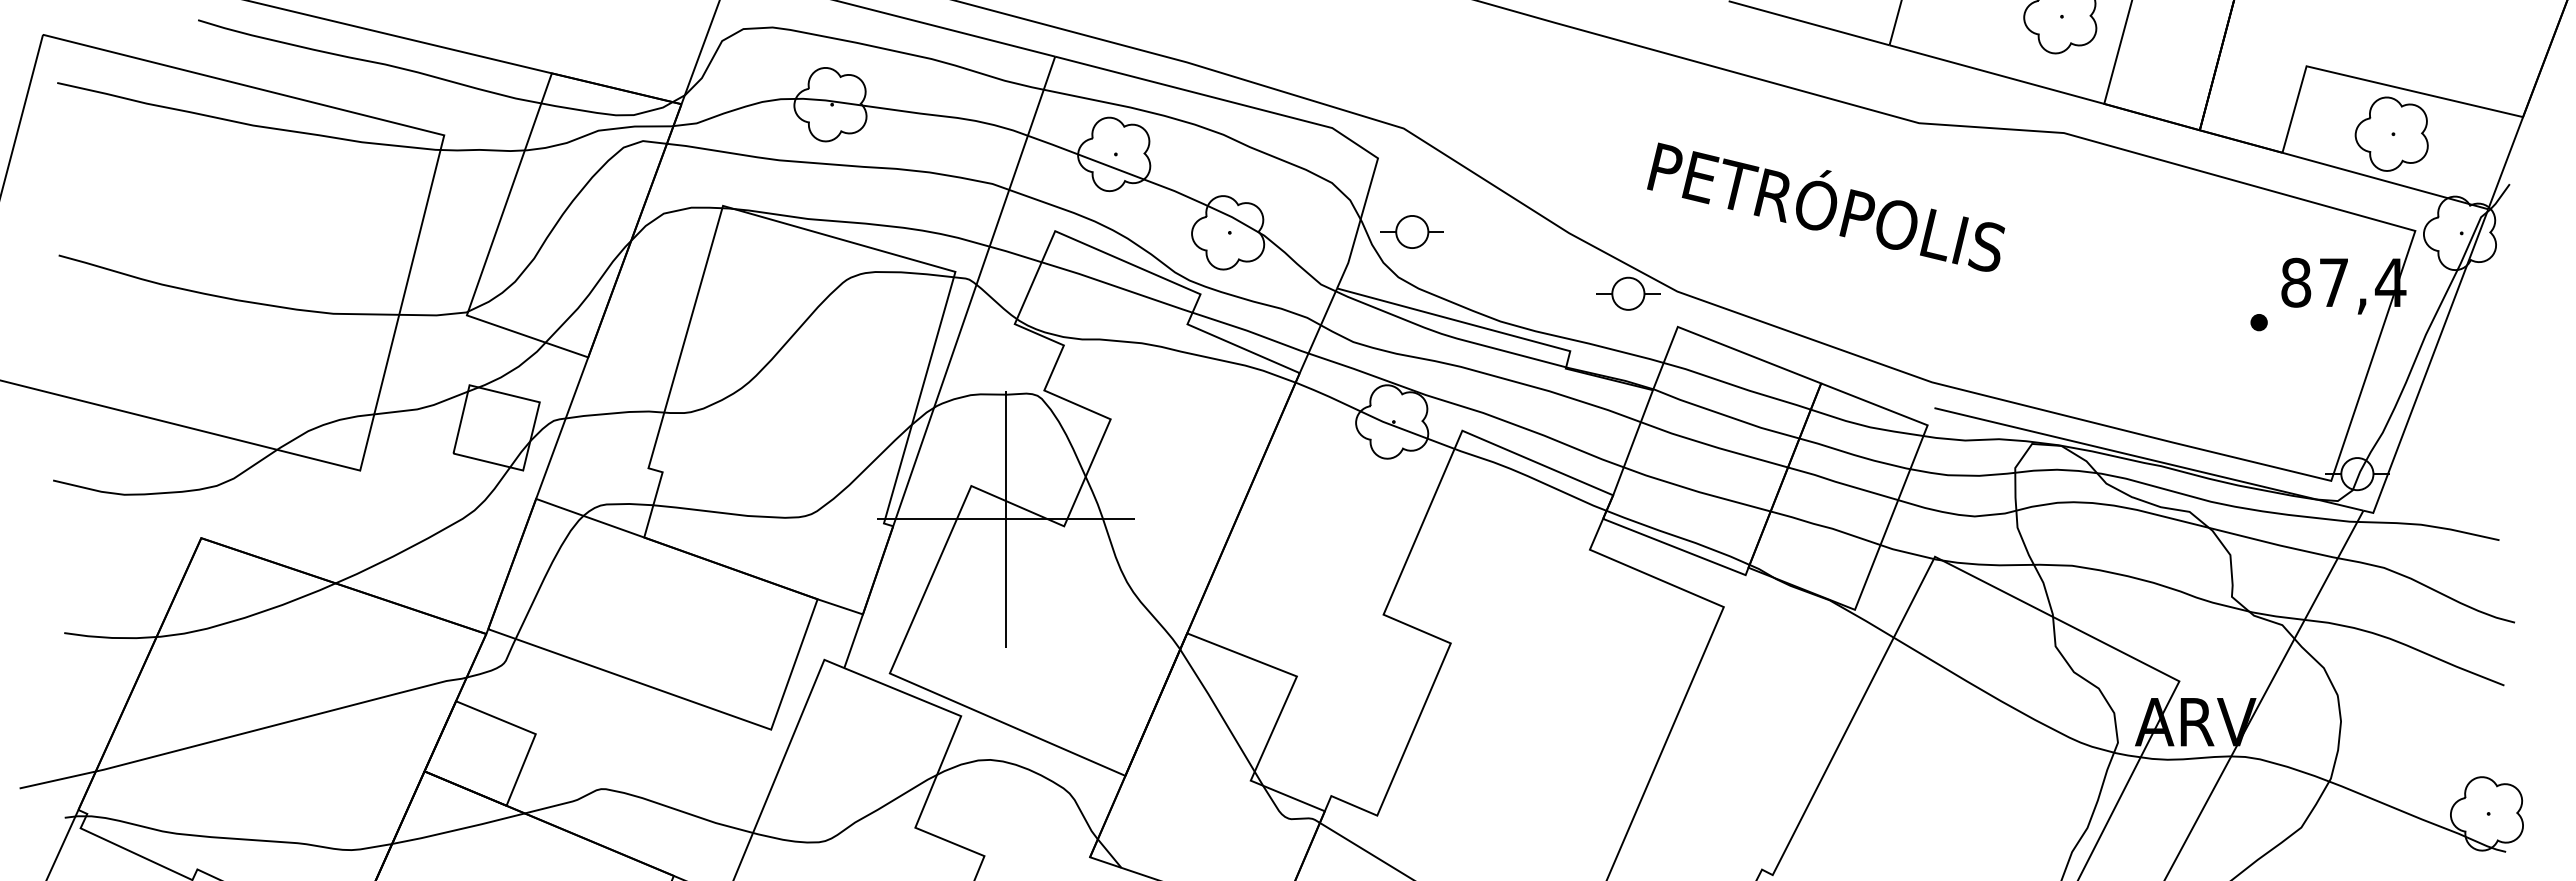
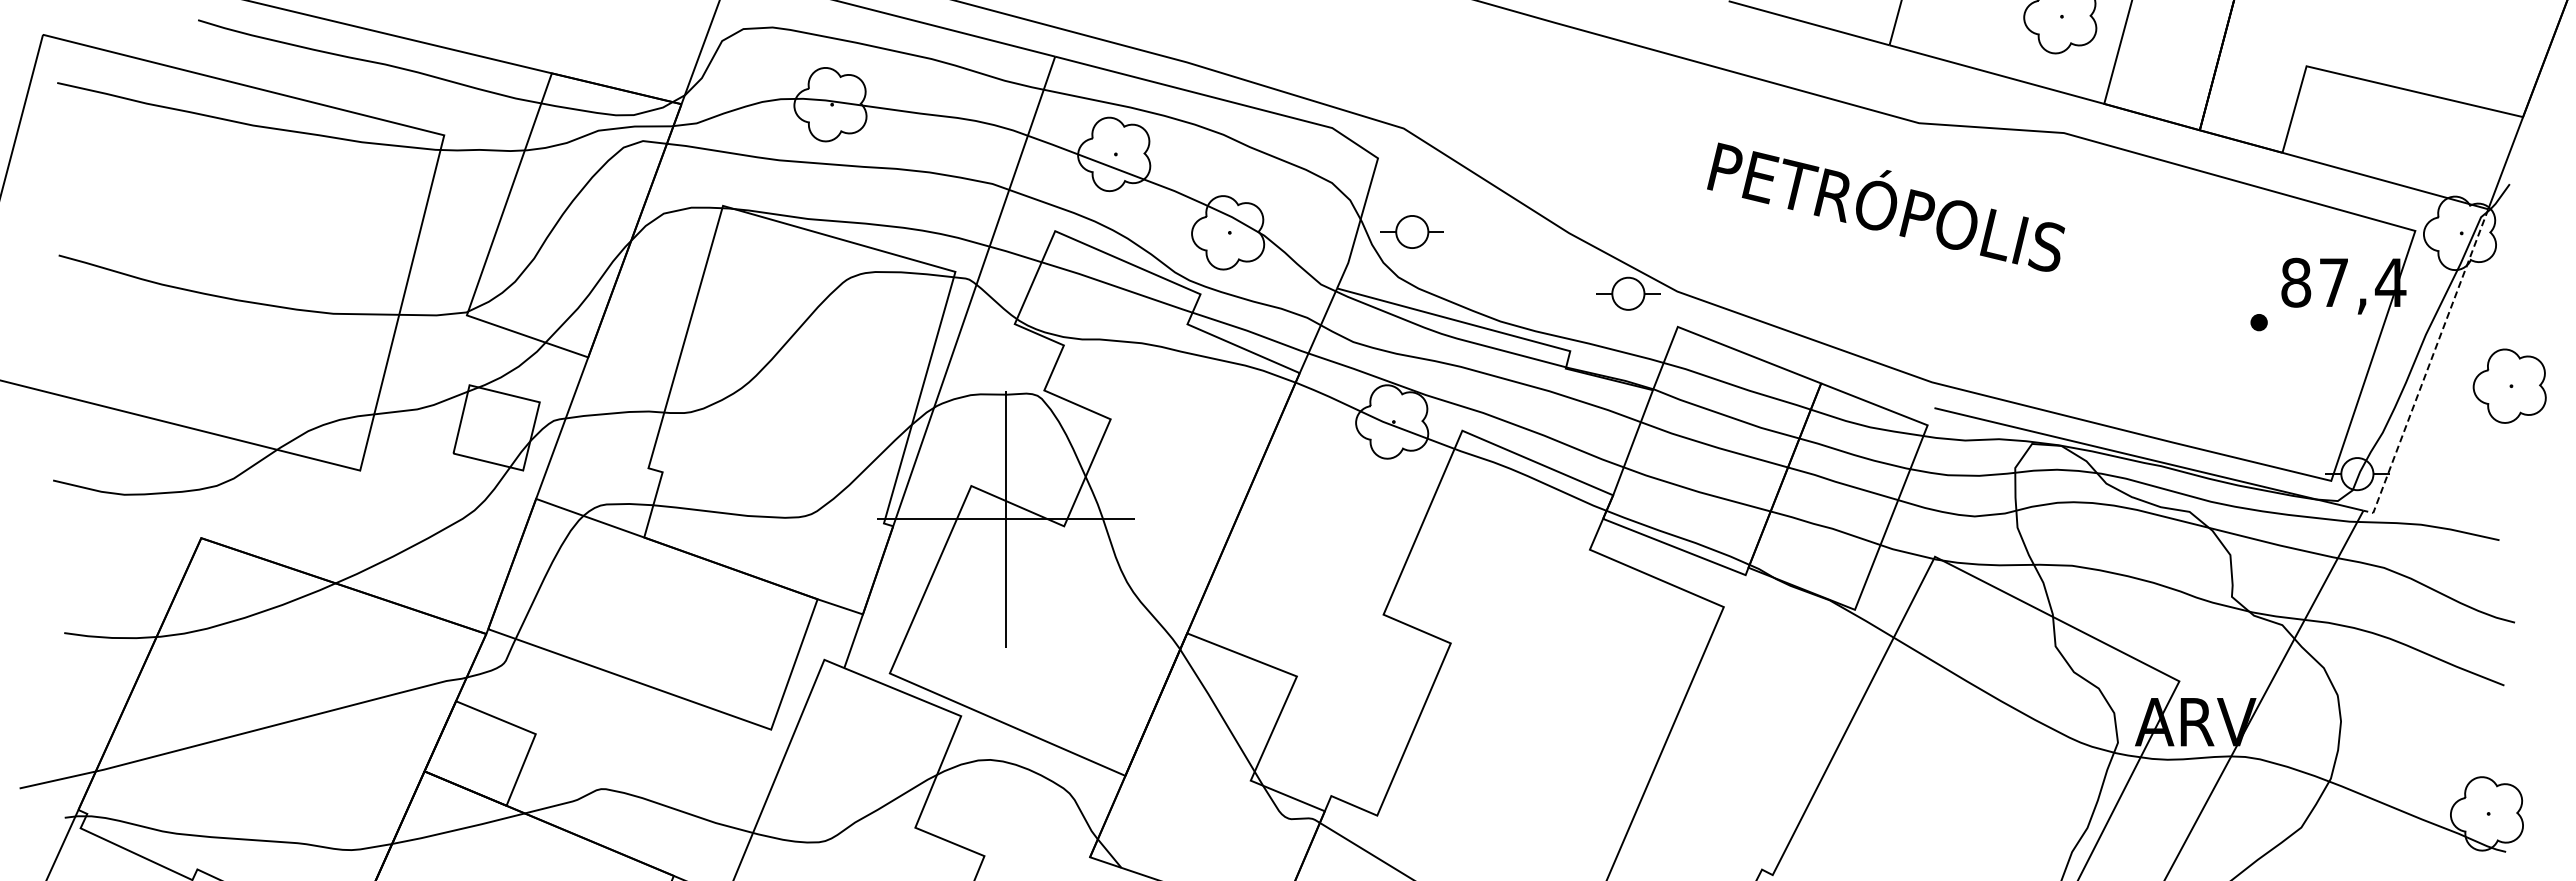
part position: (2391, 133) -> (2509, 385) (2509, 385)
text position: (1826, 206) -> (1886, 206) (1886, 206)
line: solid -> dashed (2428, 367)
